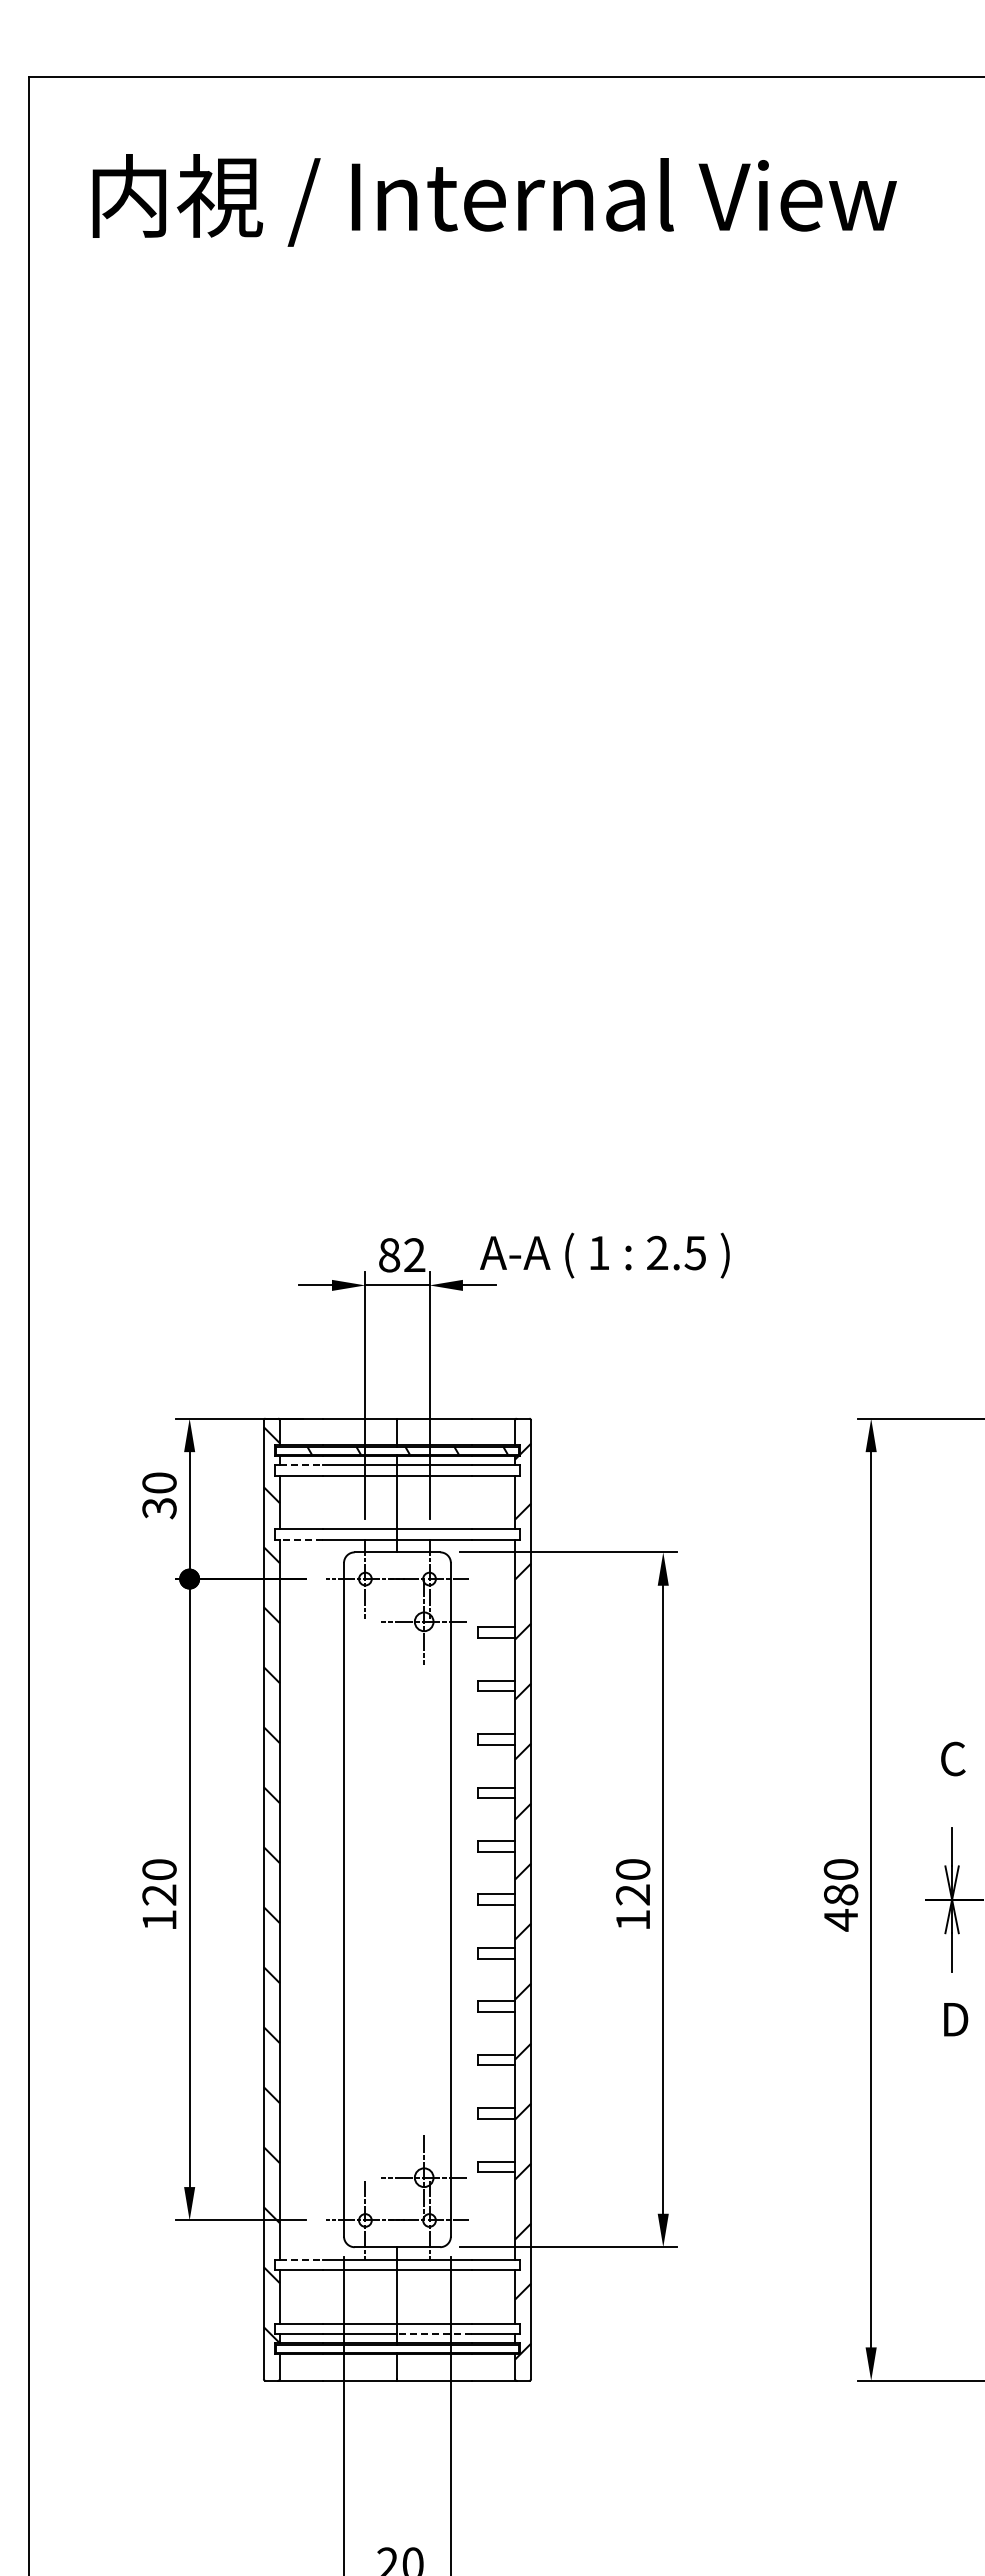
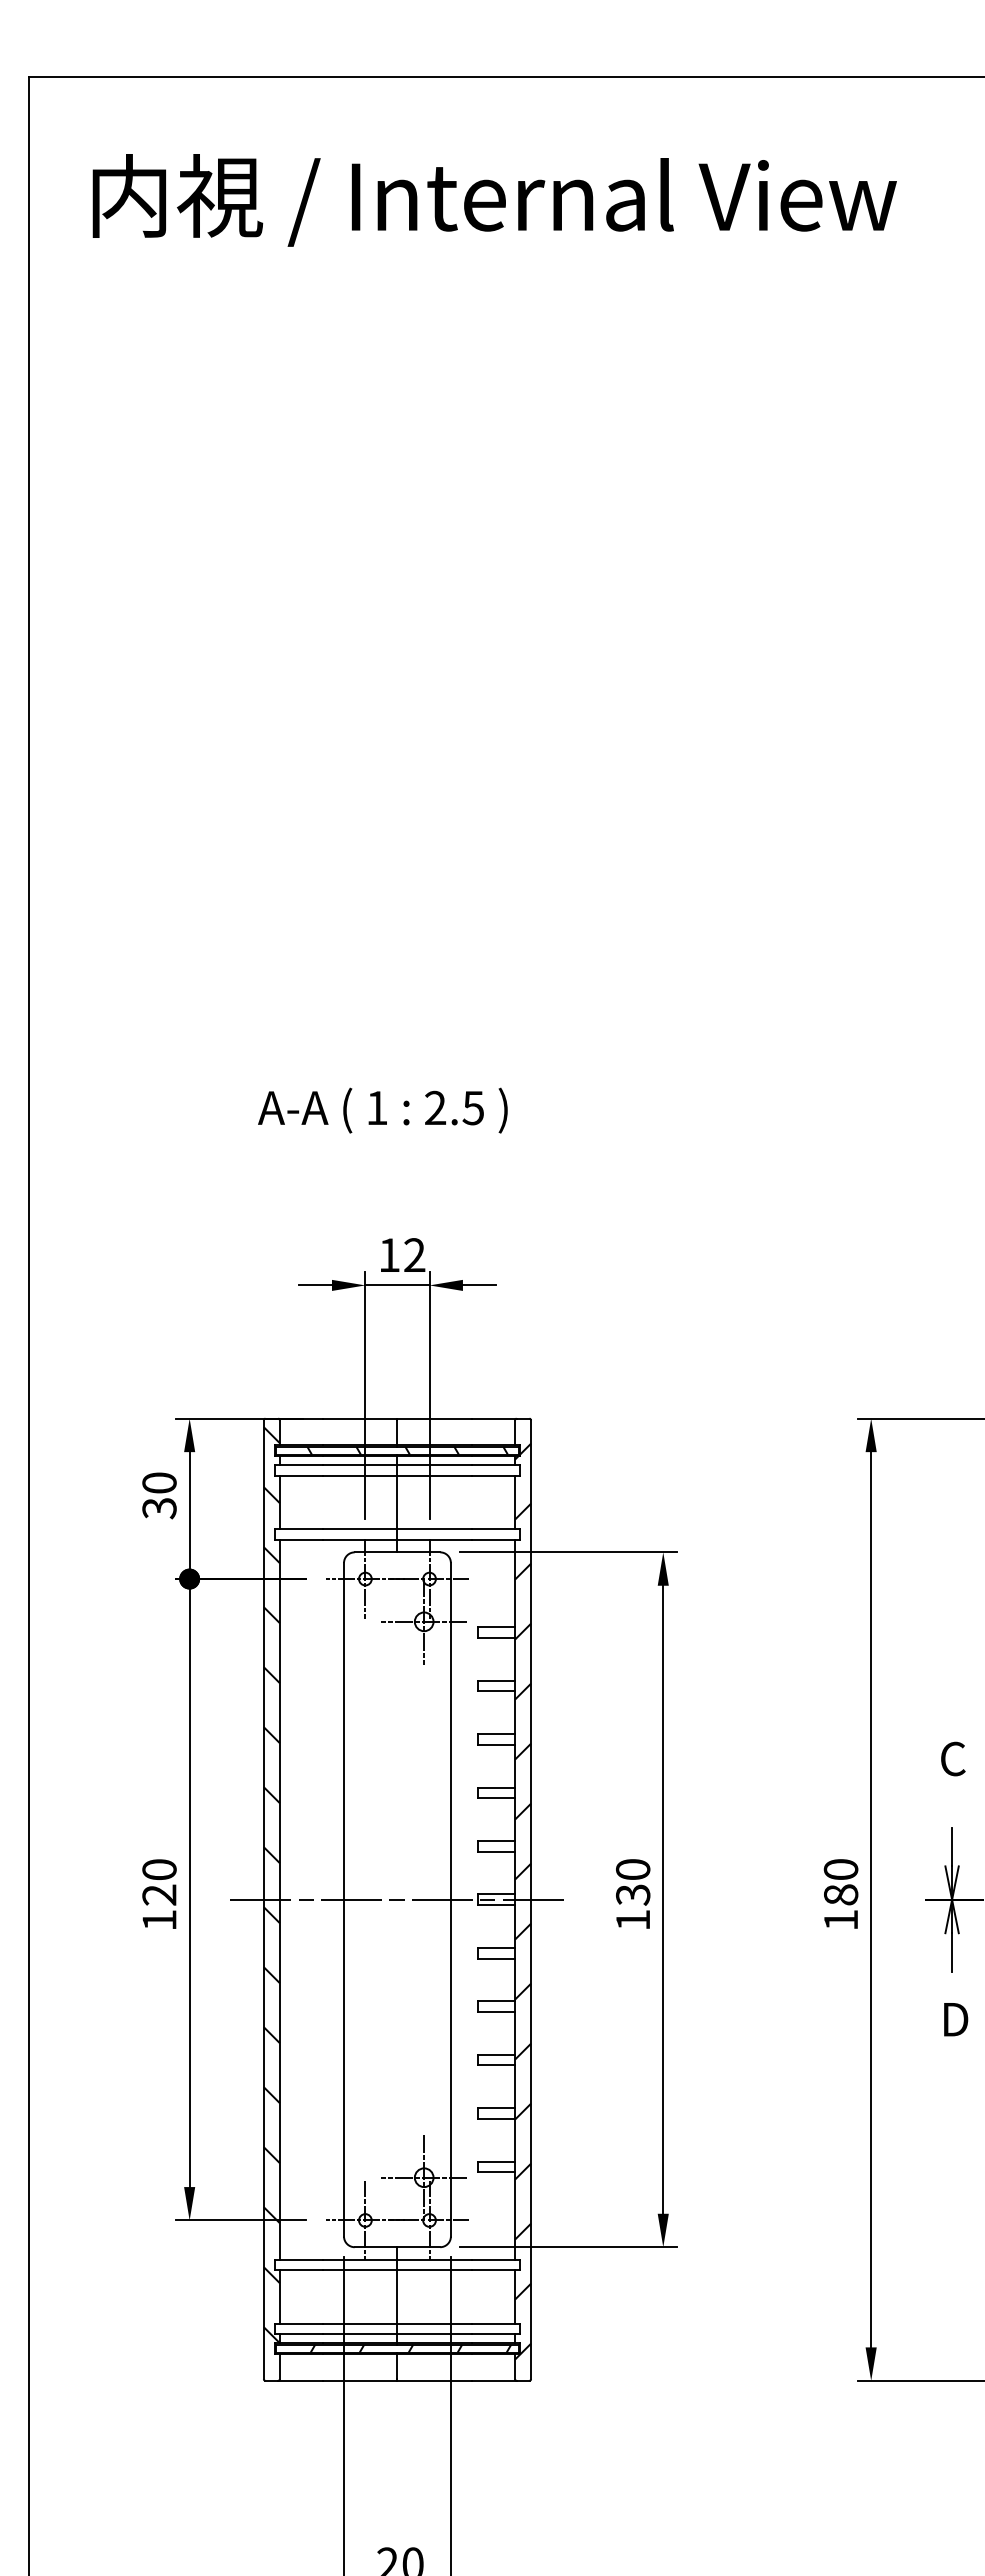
text: 82 -> 12 (389, 1255)
text position: (604, 1255) -> (382, 1110) (382, 1110)
line: dashed -> solid (301, 1465)
line: dashed -> solid (300, 1540)
text: 120 -> 130 (633, 1894)
line: none -> present (397, 1899)
text: 480 -> 180 (840, 1920)
line: dashed -> solid (301, 2259)
line: dashed -> solid (434, 2334)
hatch: none -> present (410, 2348)
